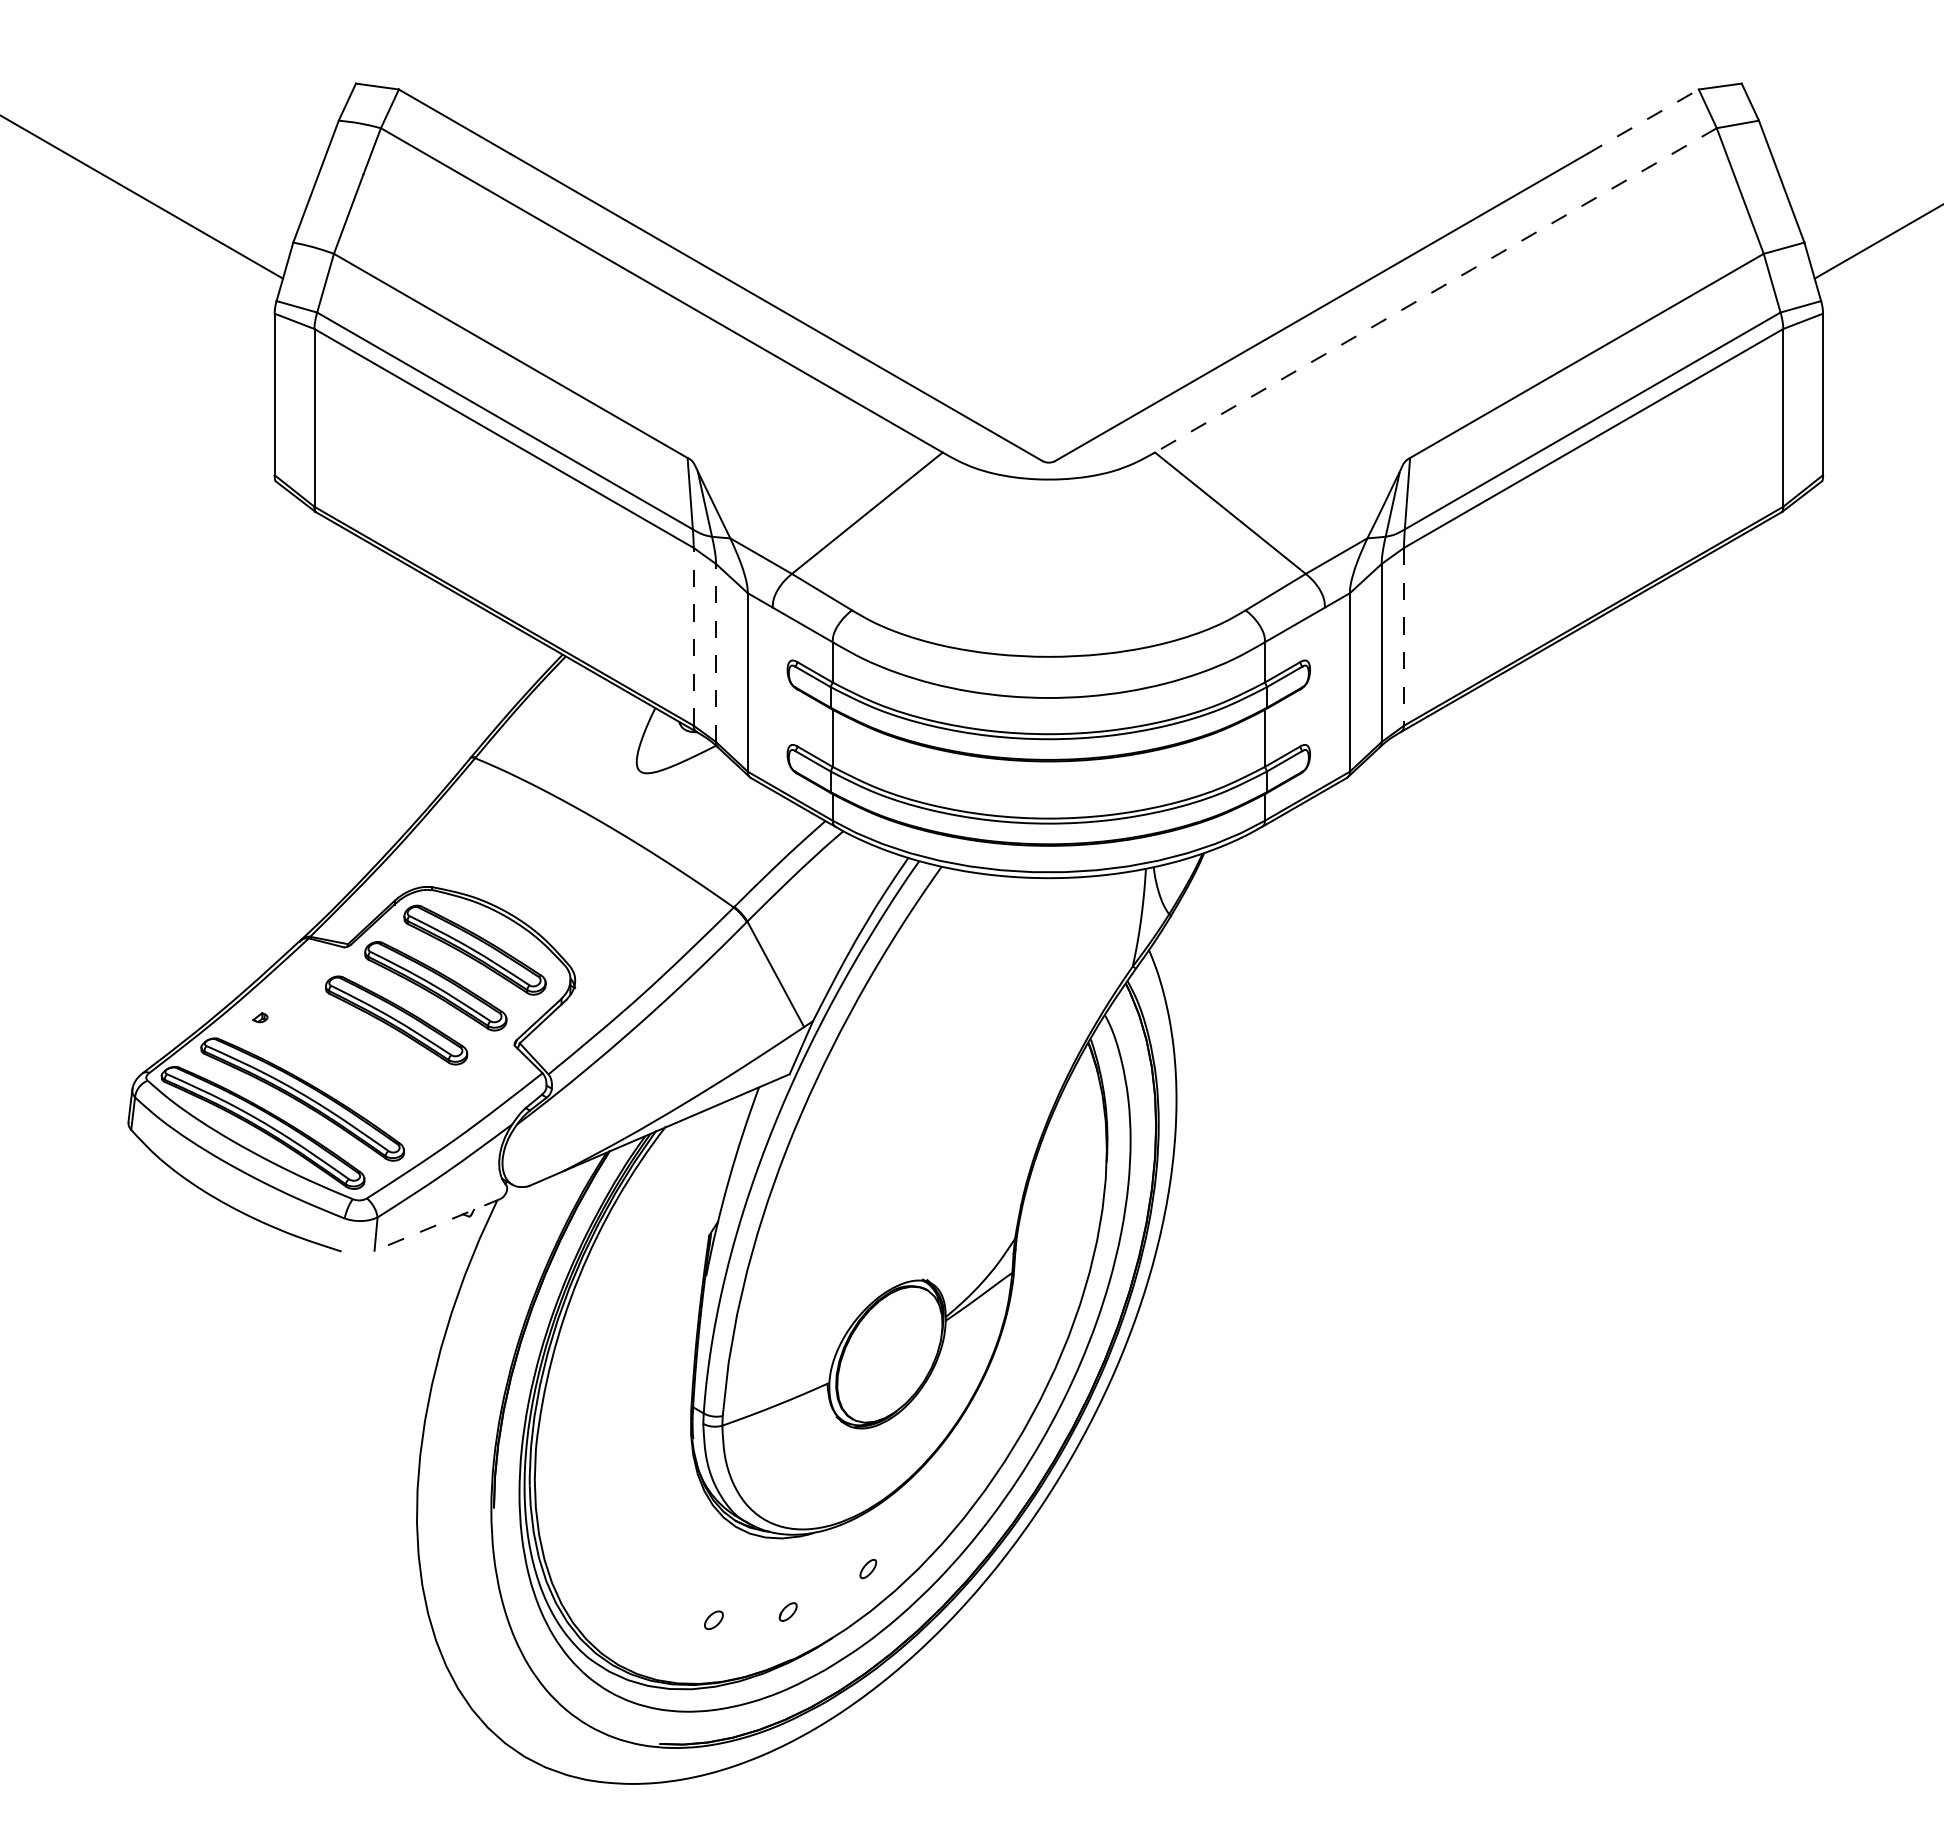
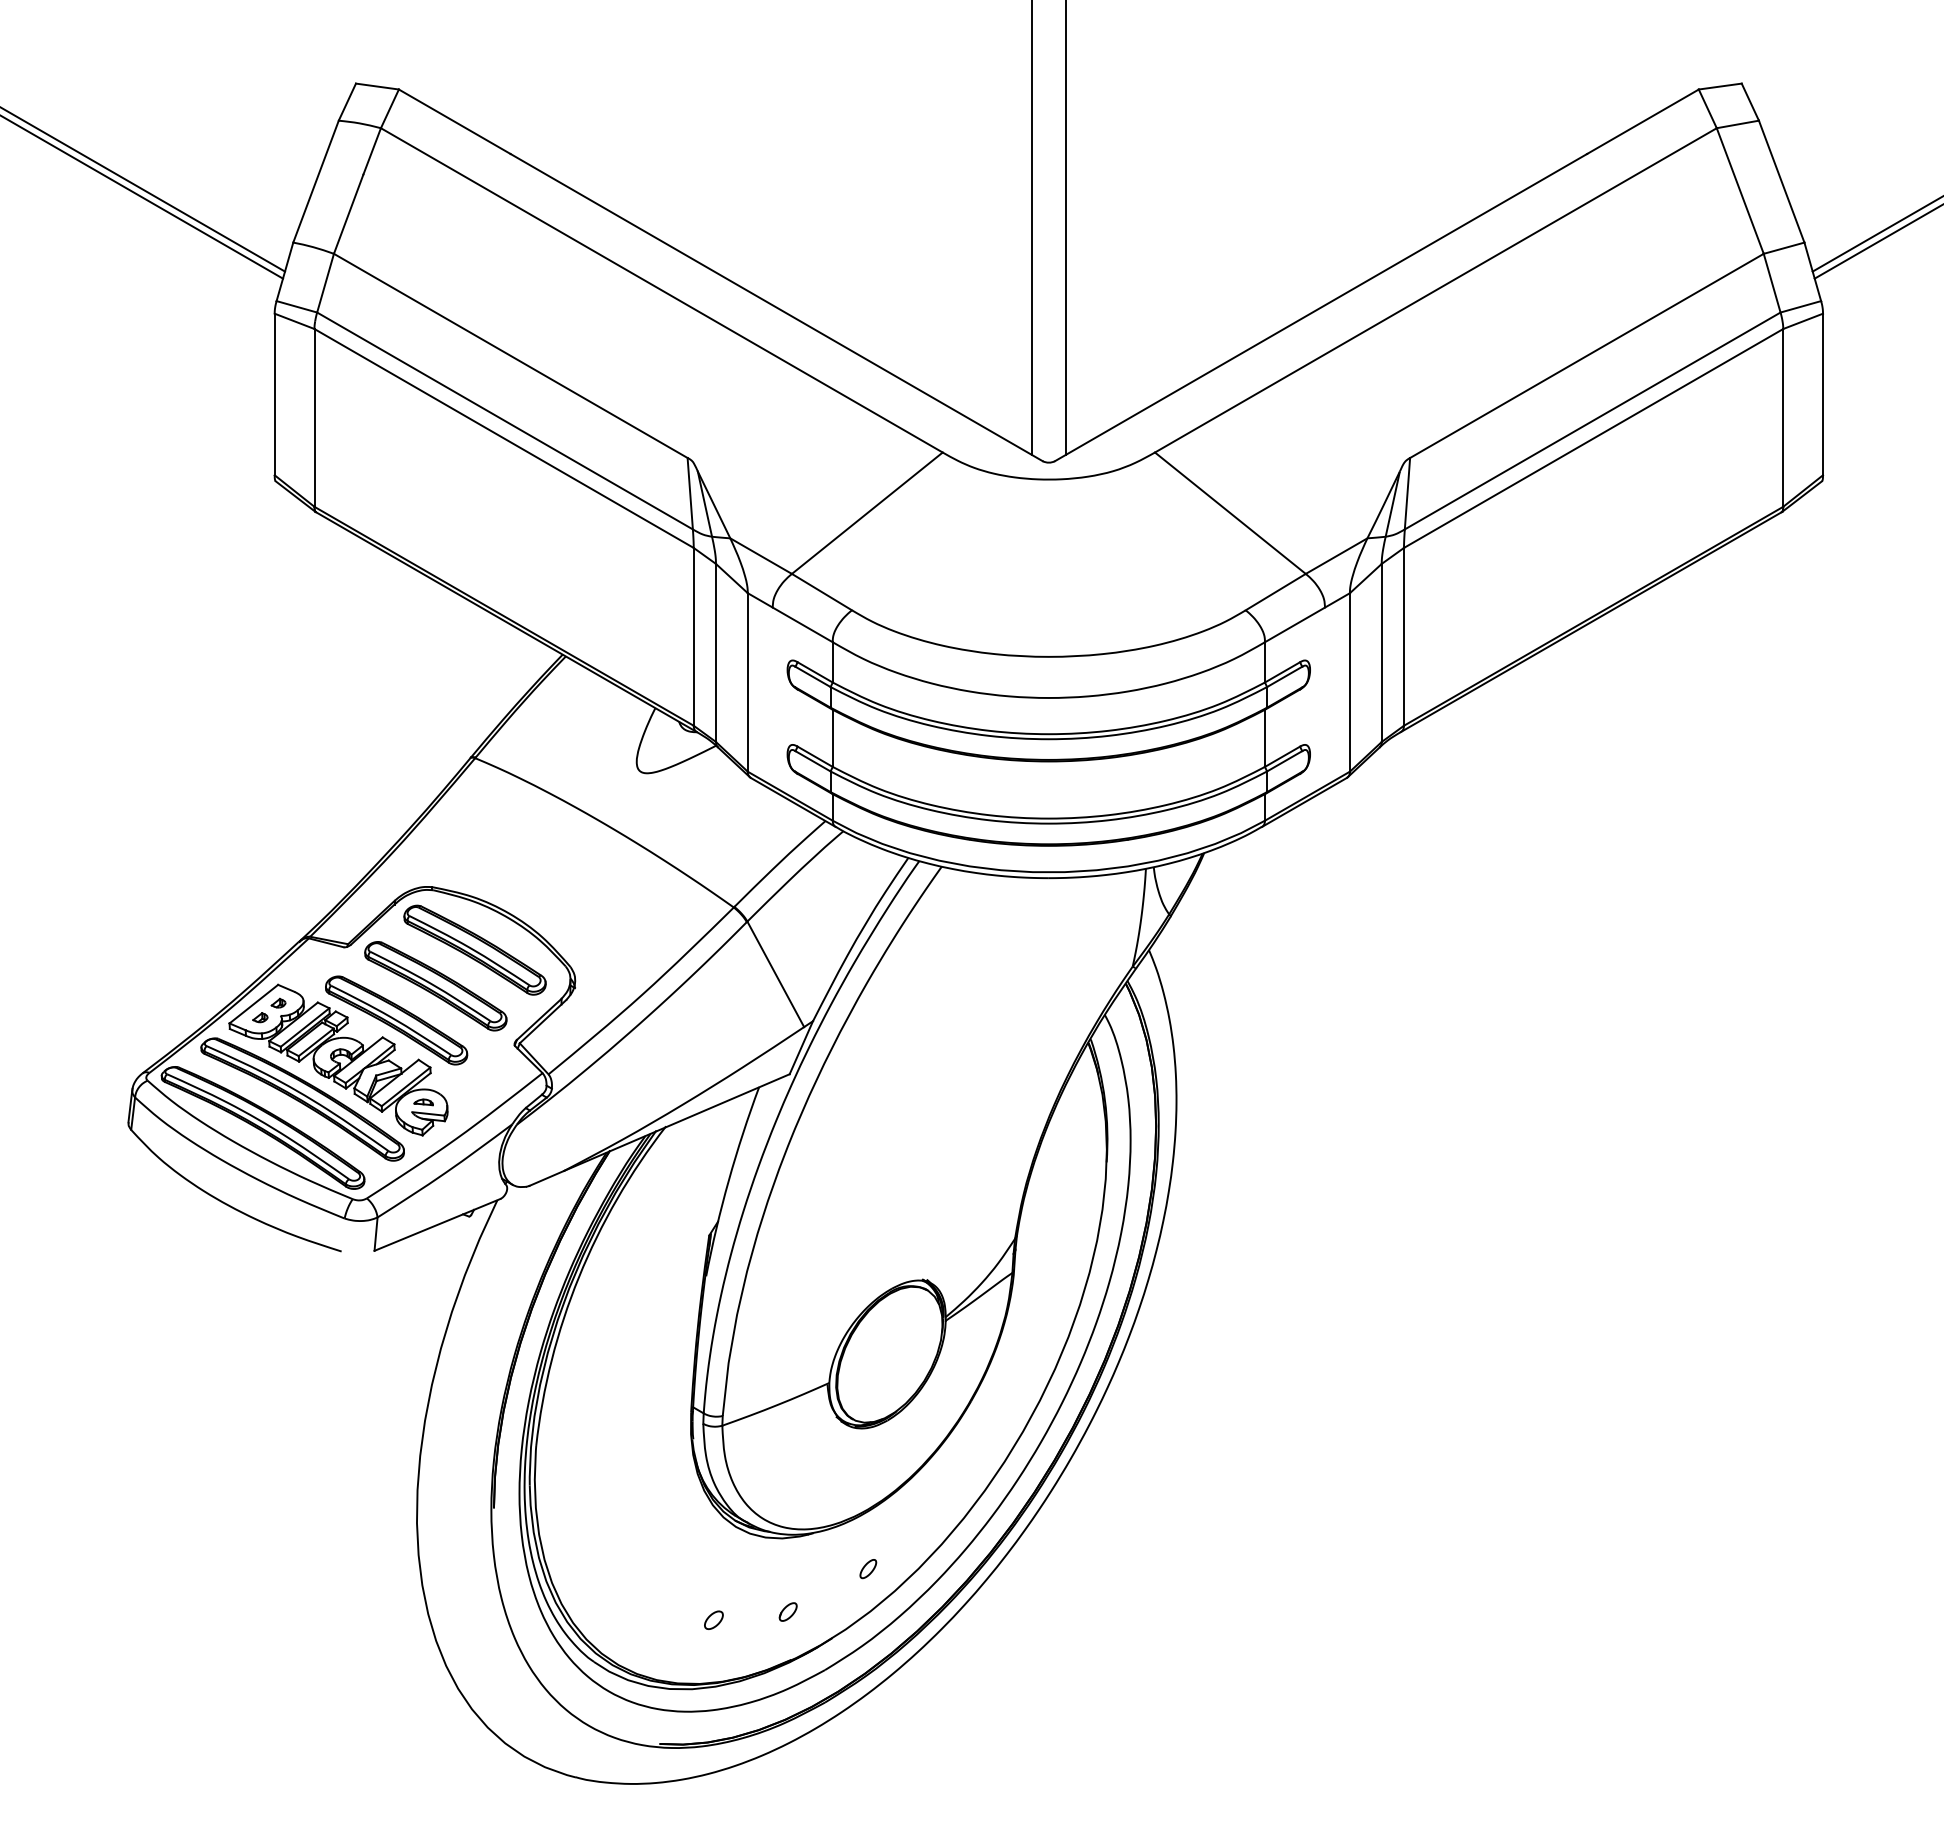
line: dashed -> solid (1642, 121)
line: none -> present (143, 189)
line: none -> present (1031, 228)
line: none -> present (1066, 228)
line: none -> present (1876, 234)
line: dashed -> solid (1435, 290)
line: dashed -> solid (693, 636)
line: dashed -> solid (1403, 636)
line: dashed -> solid (715, 652)
part: none -> present (338, 1059)
line: dashed -> solid (437, 1224)
